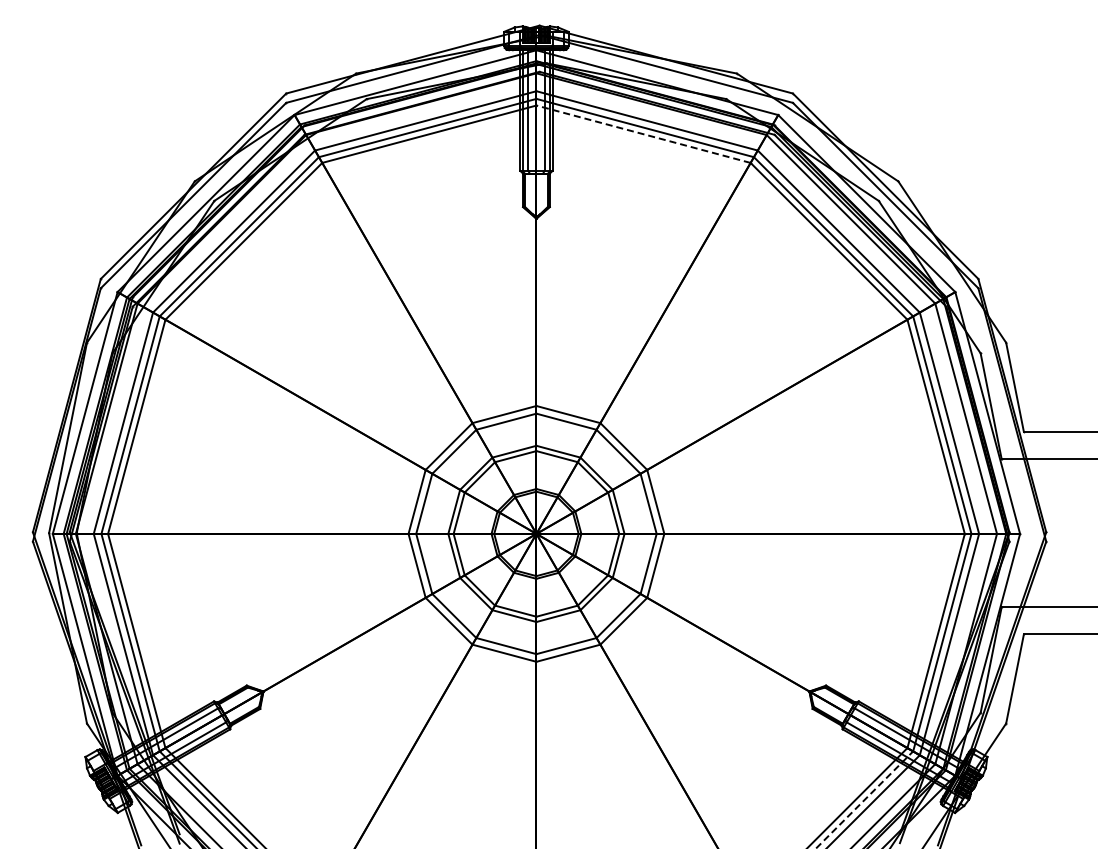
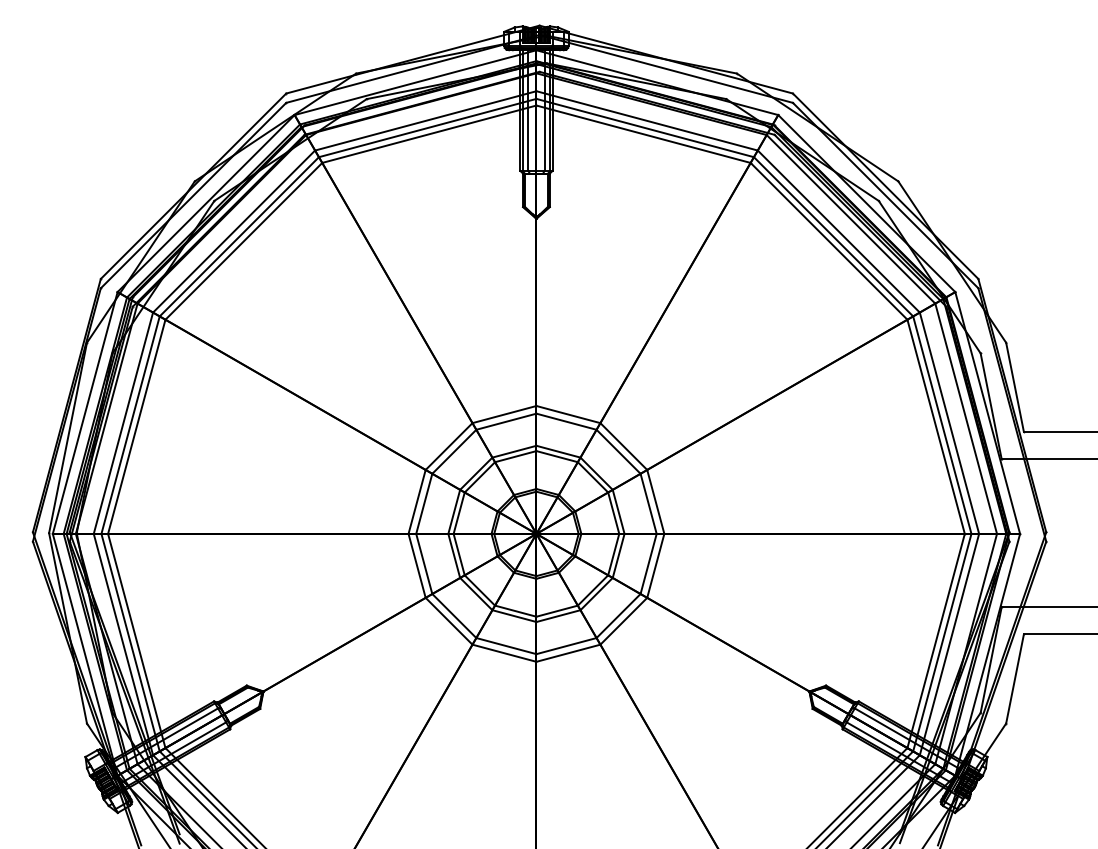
line: dashed -> solid (643, 134)
line: dashed -> solid (864, 800)
